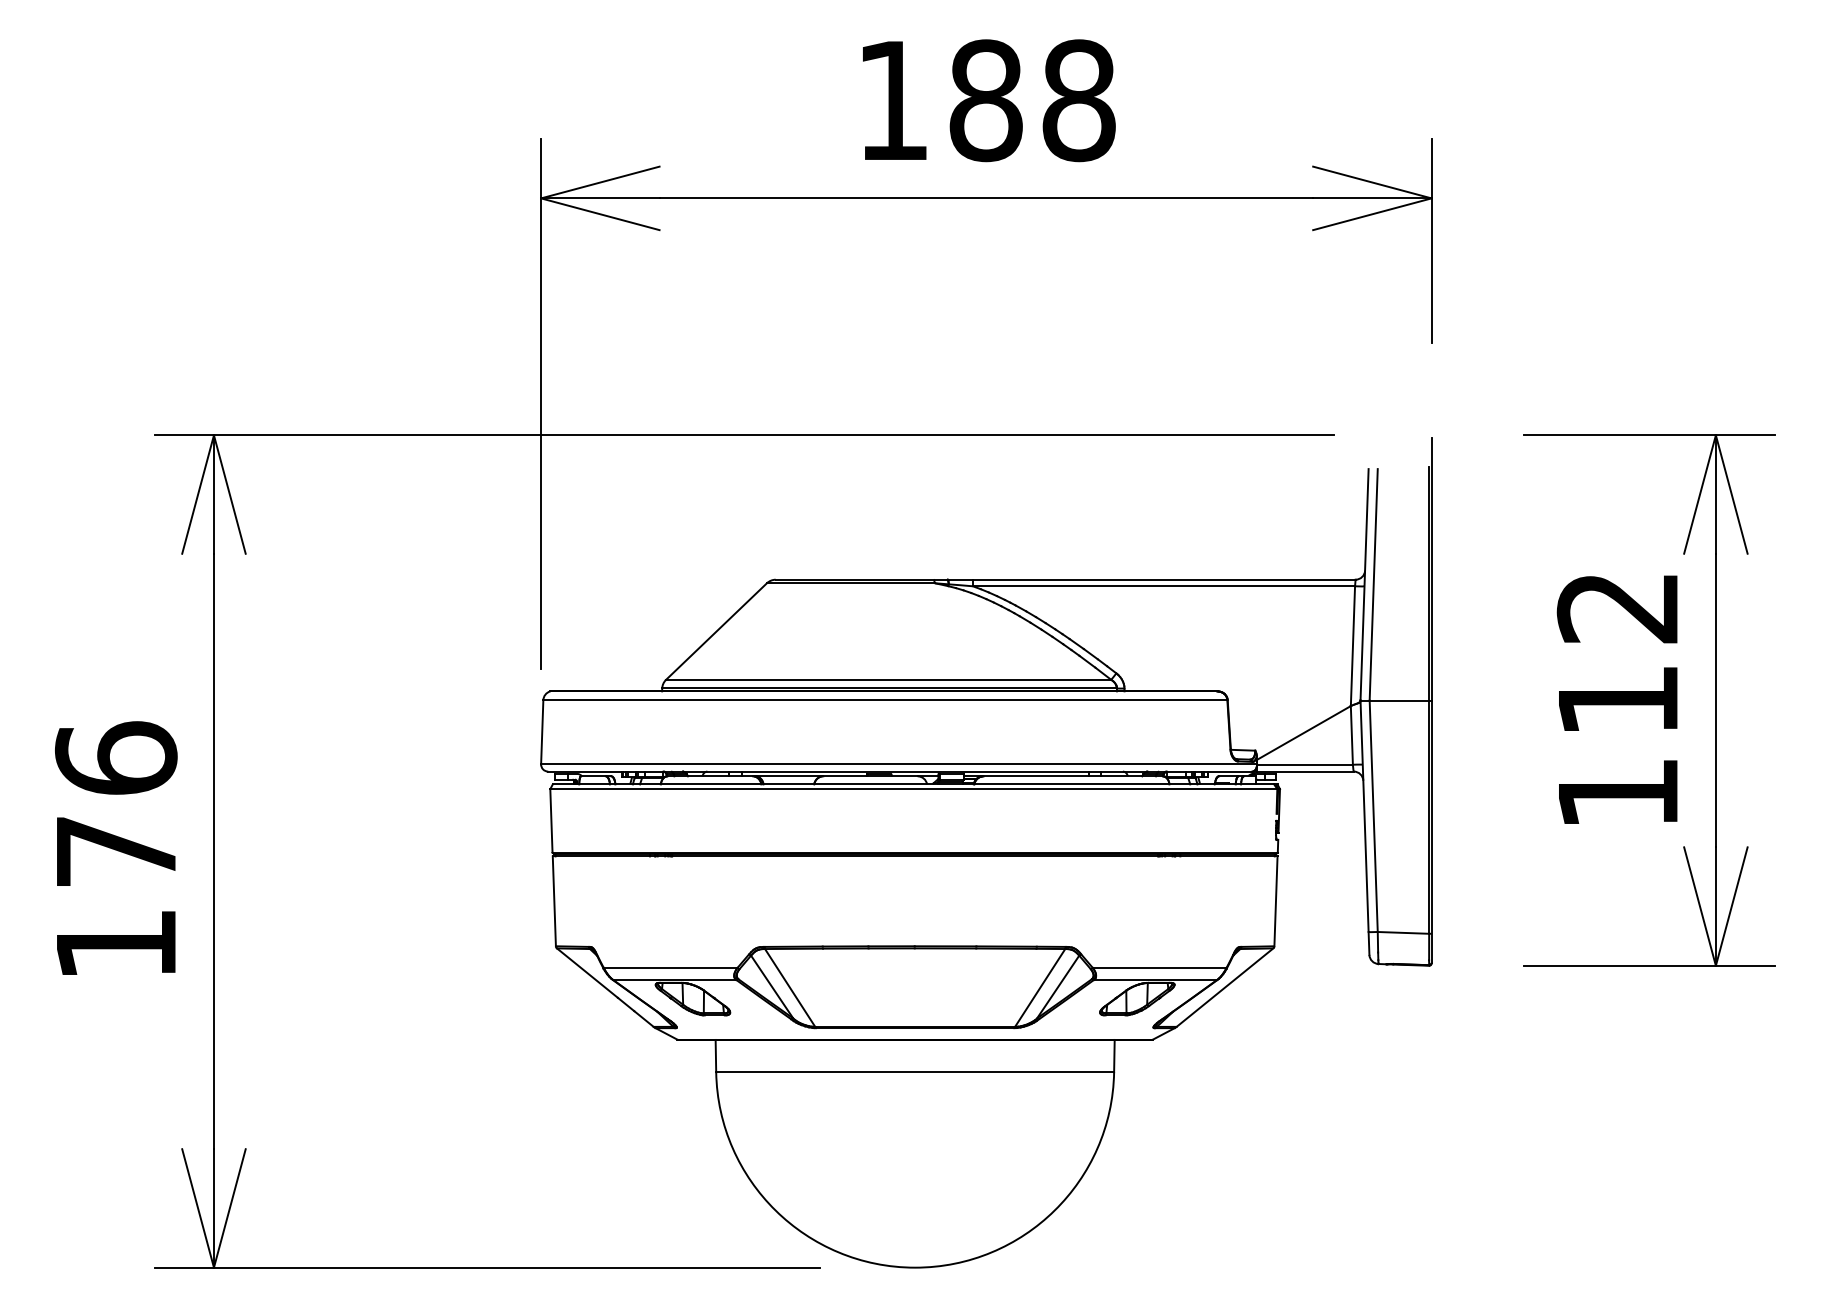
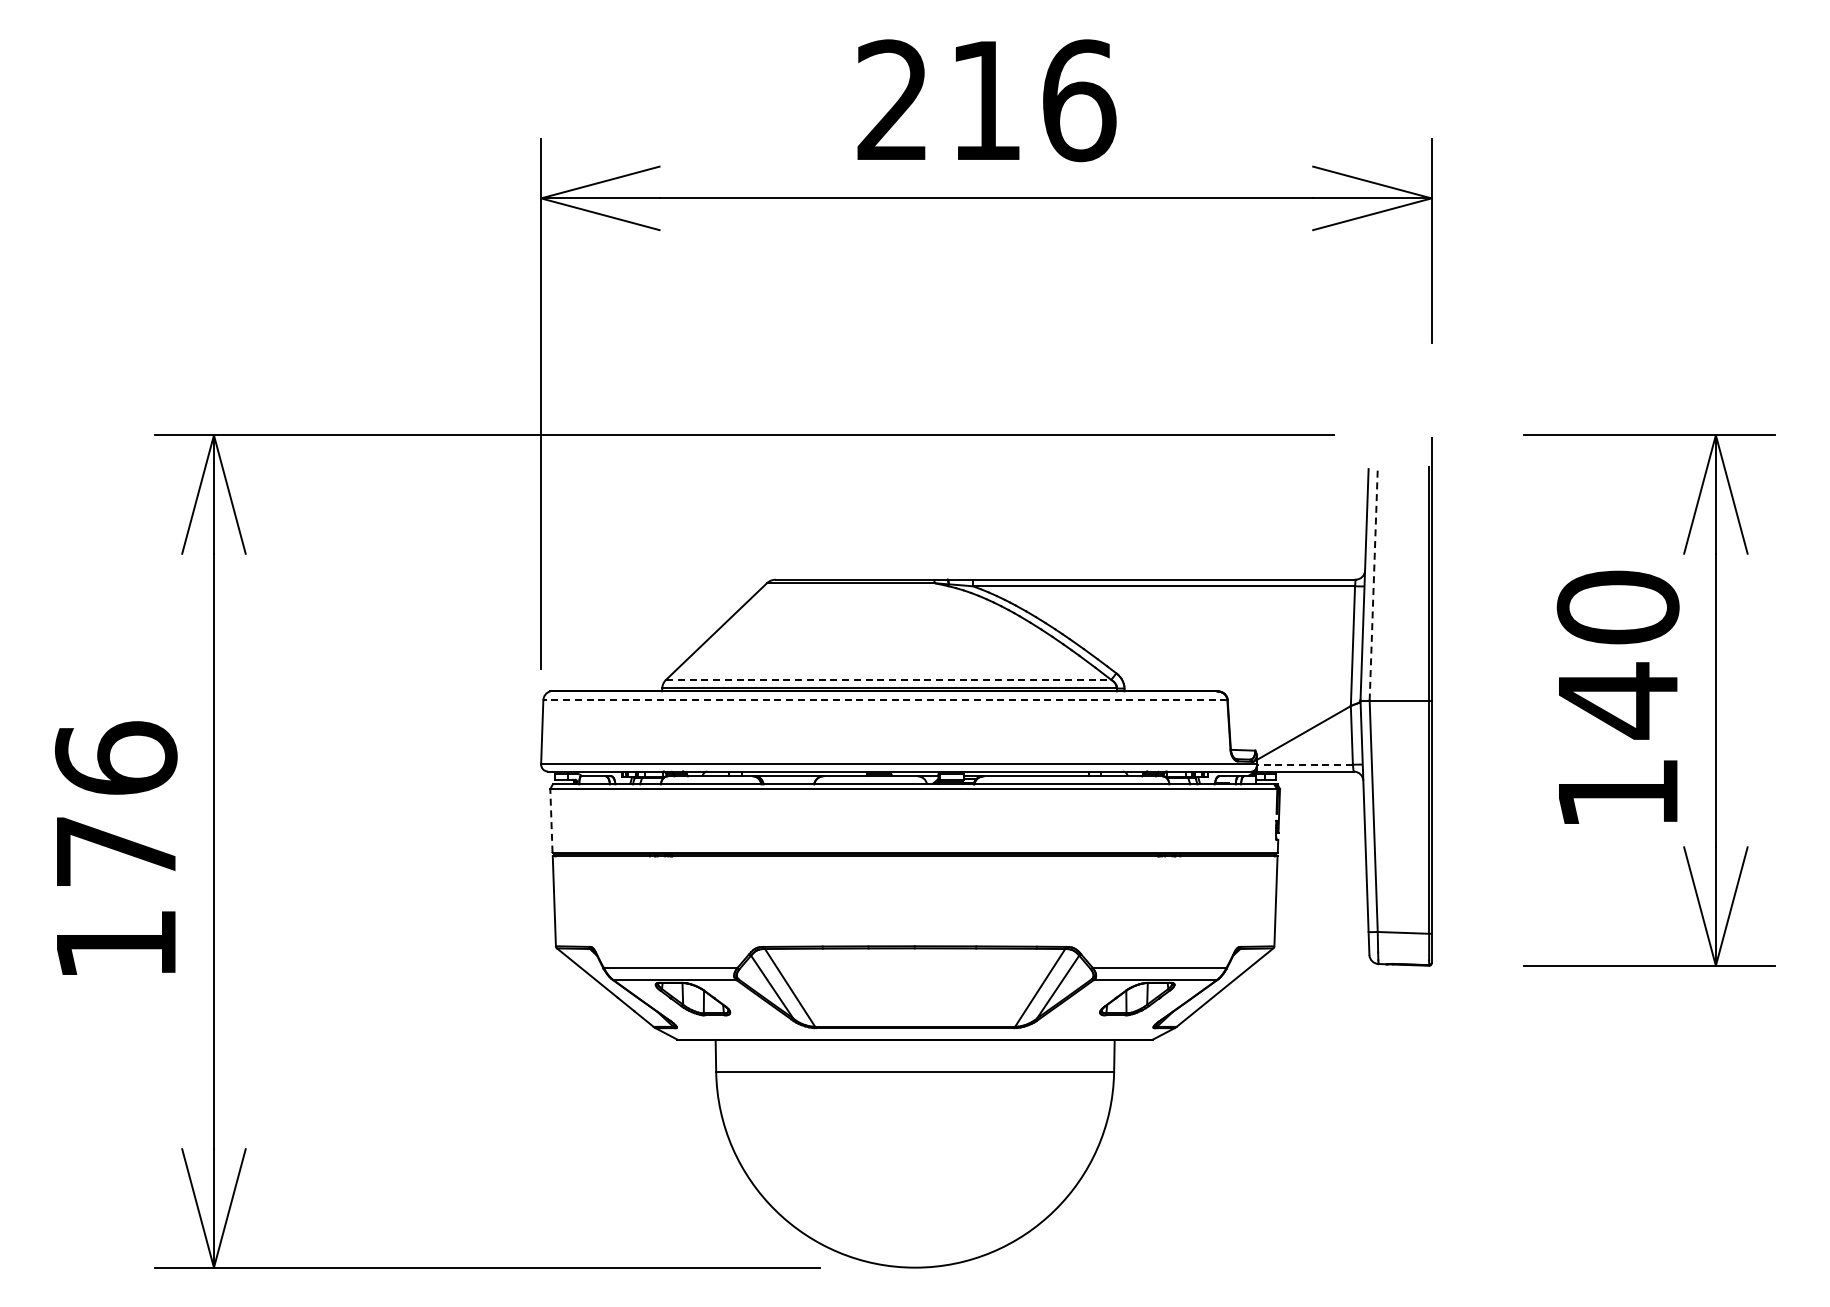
text: 188 -> 216 (986, 100)
line: solid -> dashed (1373, 584)
text: 112 -> 140 (1617, 654)
line: solid -> dashed (888, 679)
line: solid -> dashed (885, 700)
line: solid -> dashed (1305, 764)
line: solid -> dashed (551, 820)
